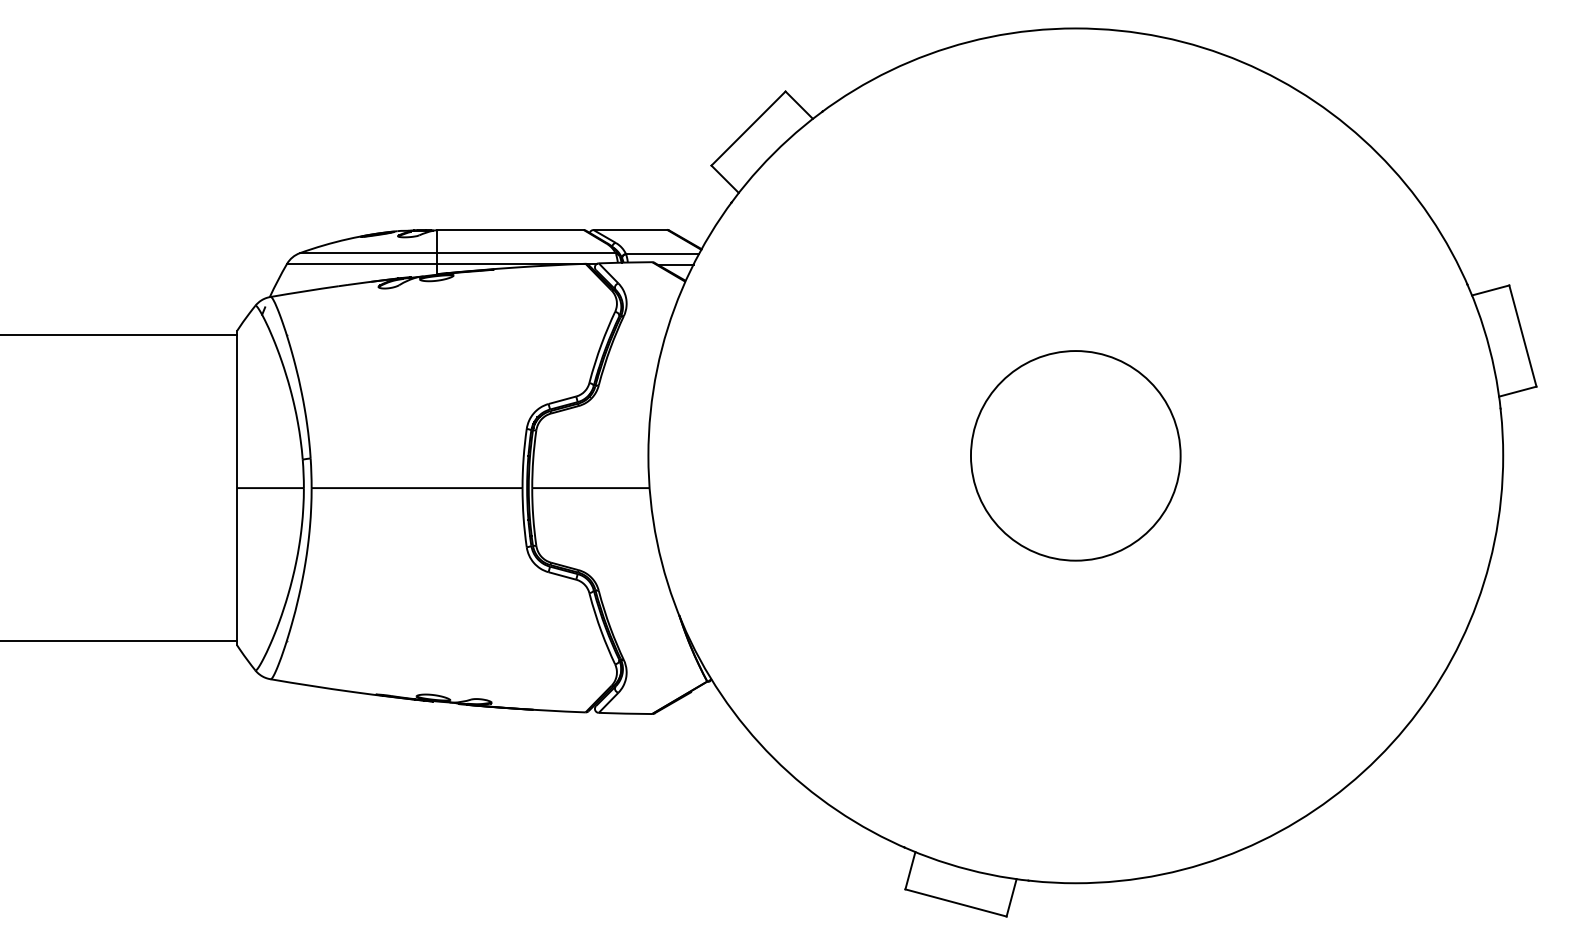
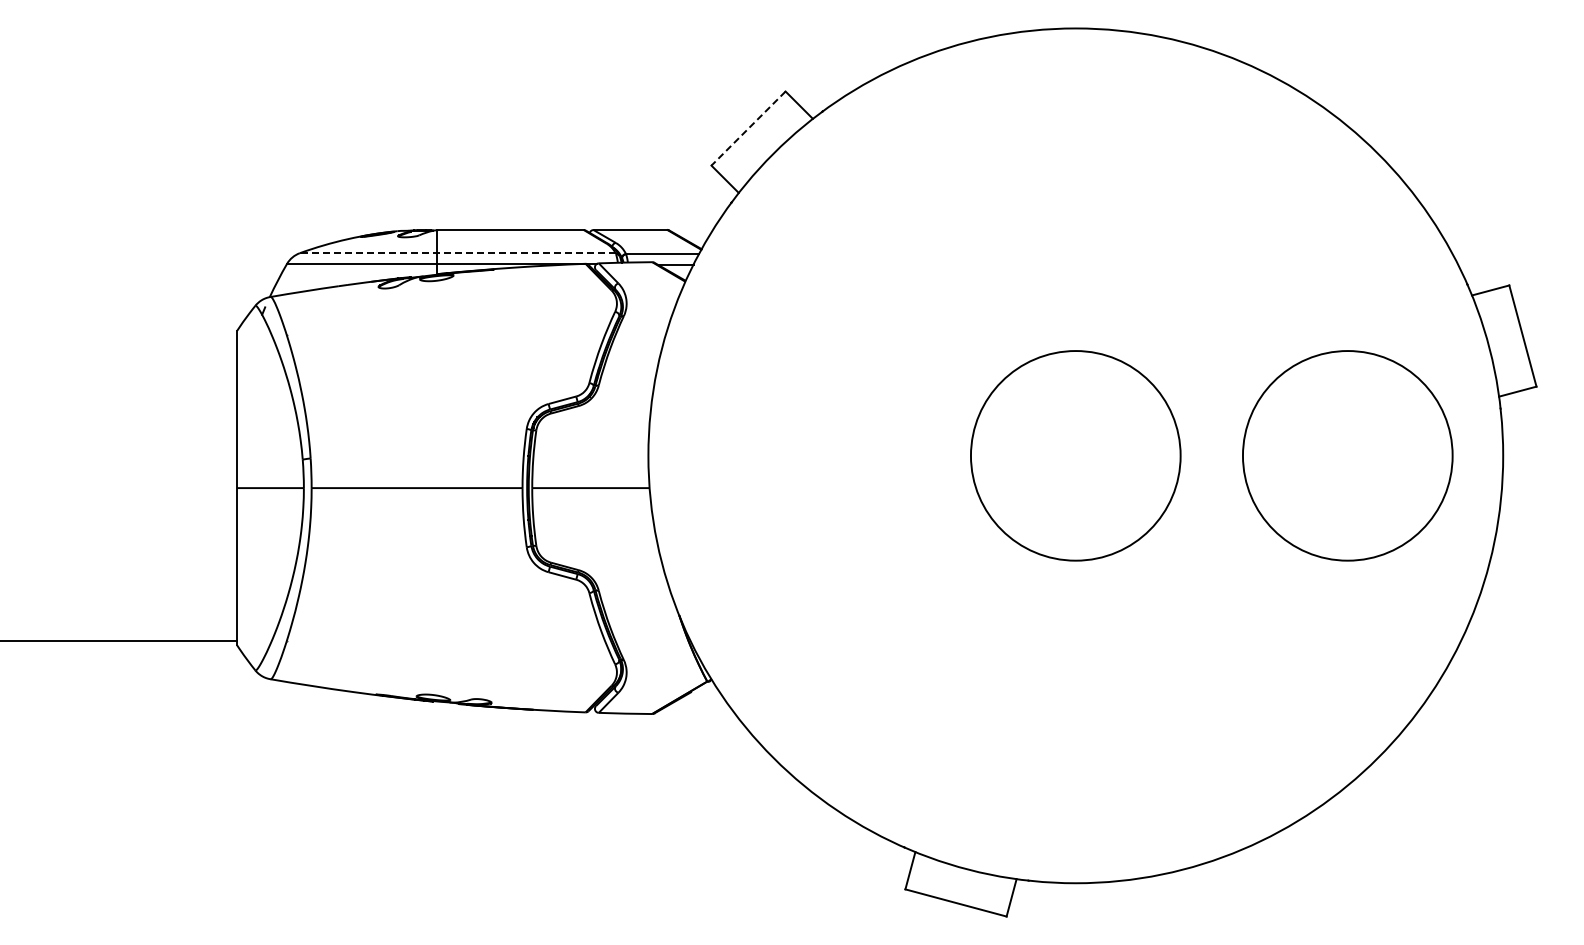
line: solid -> dashed (748, 128)
line: solid -> dashed (457, 253)
line: present -> none (119, 334)
circle: none -> present (1347, 455)
